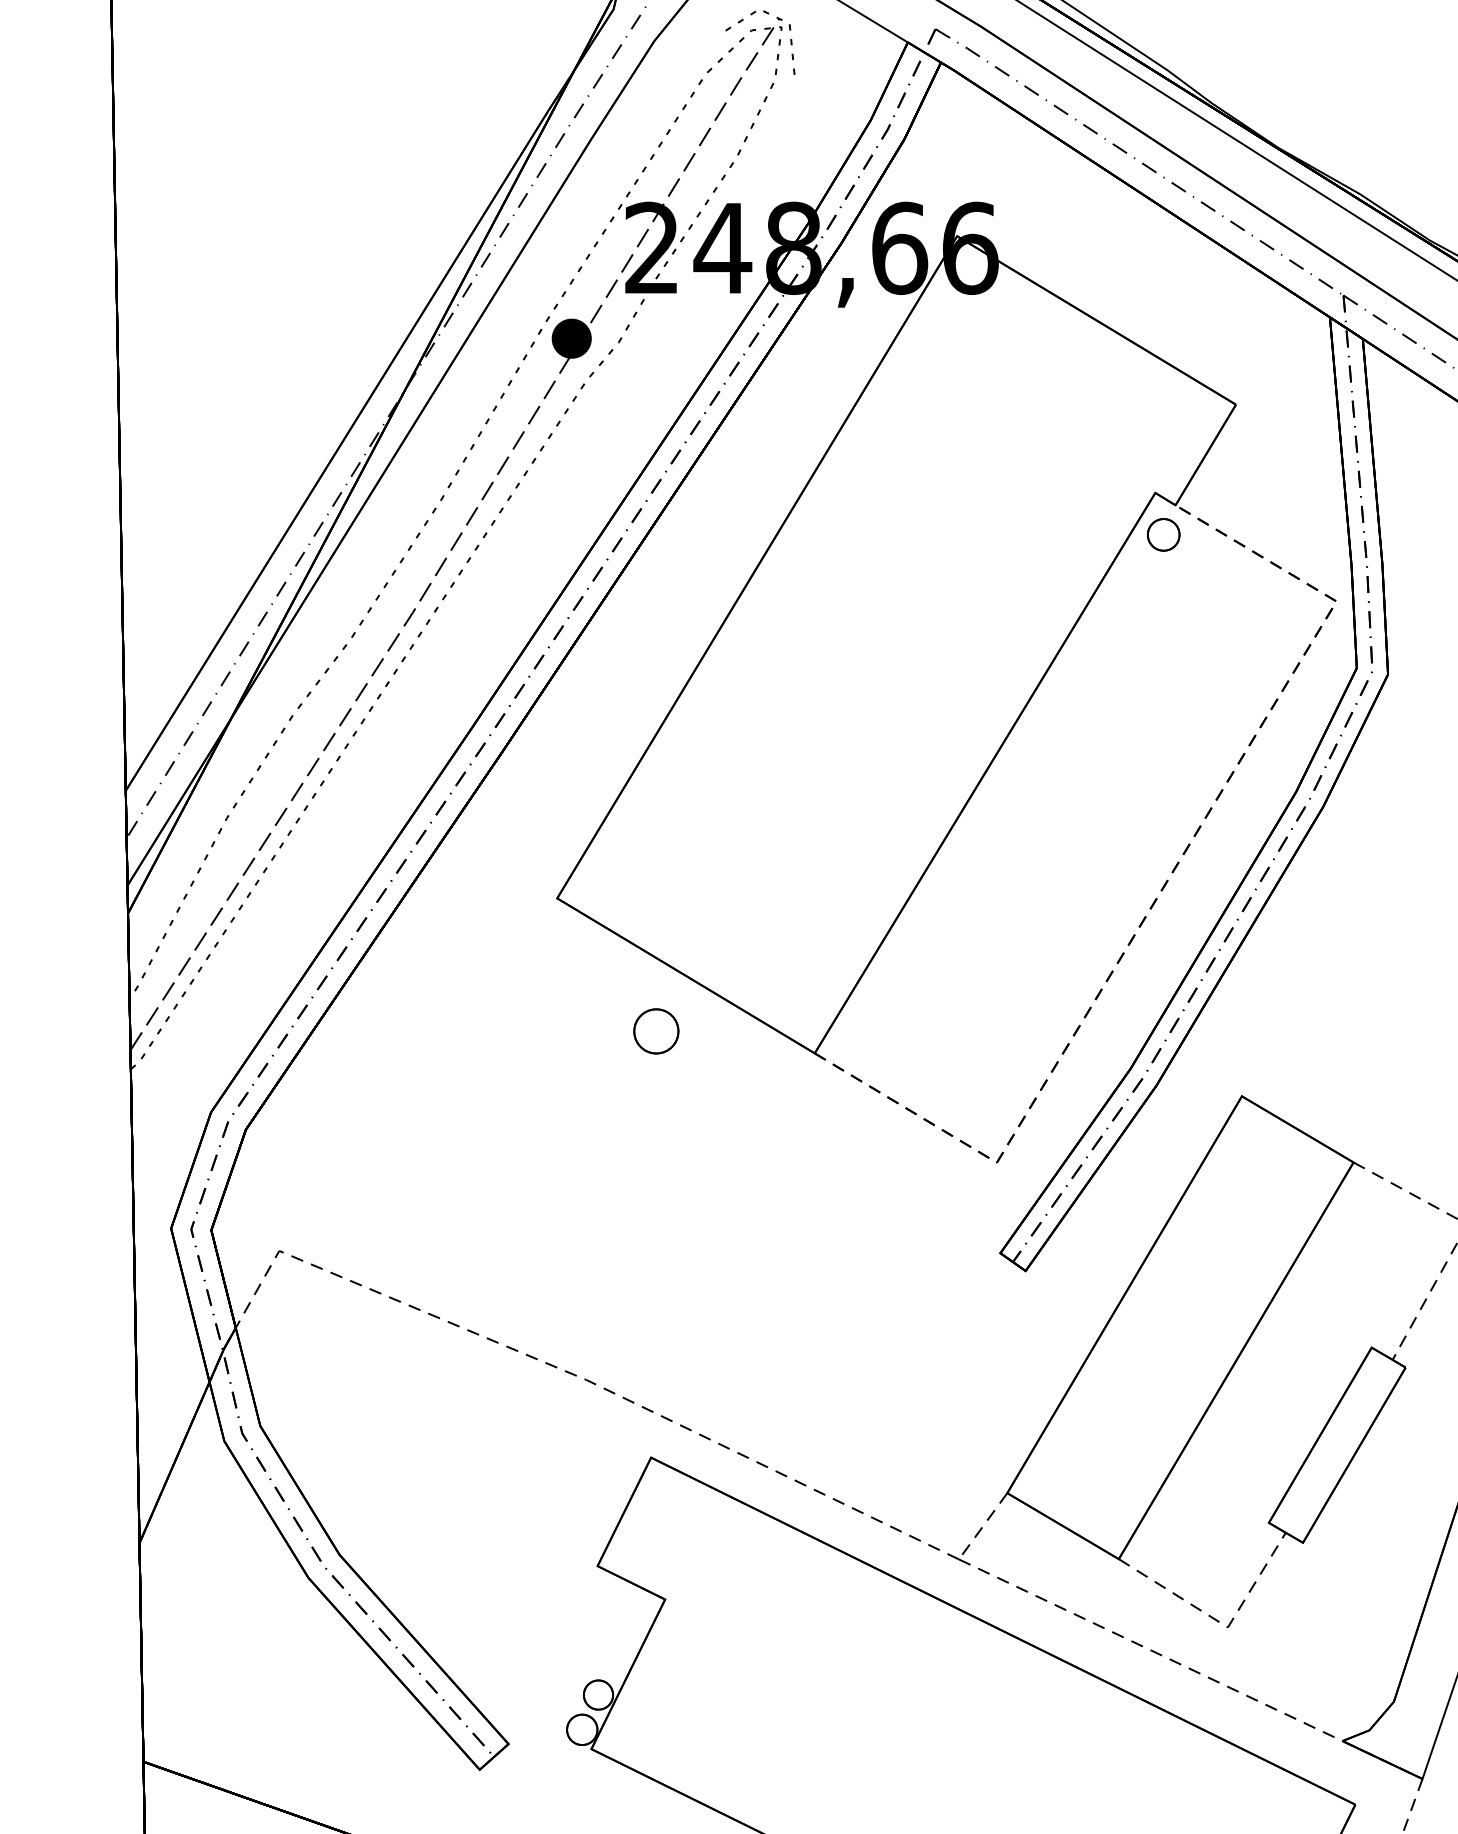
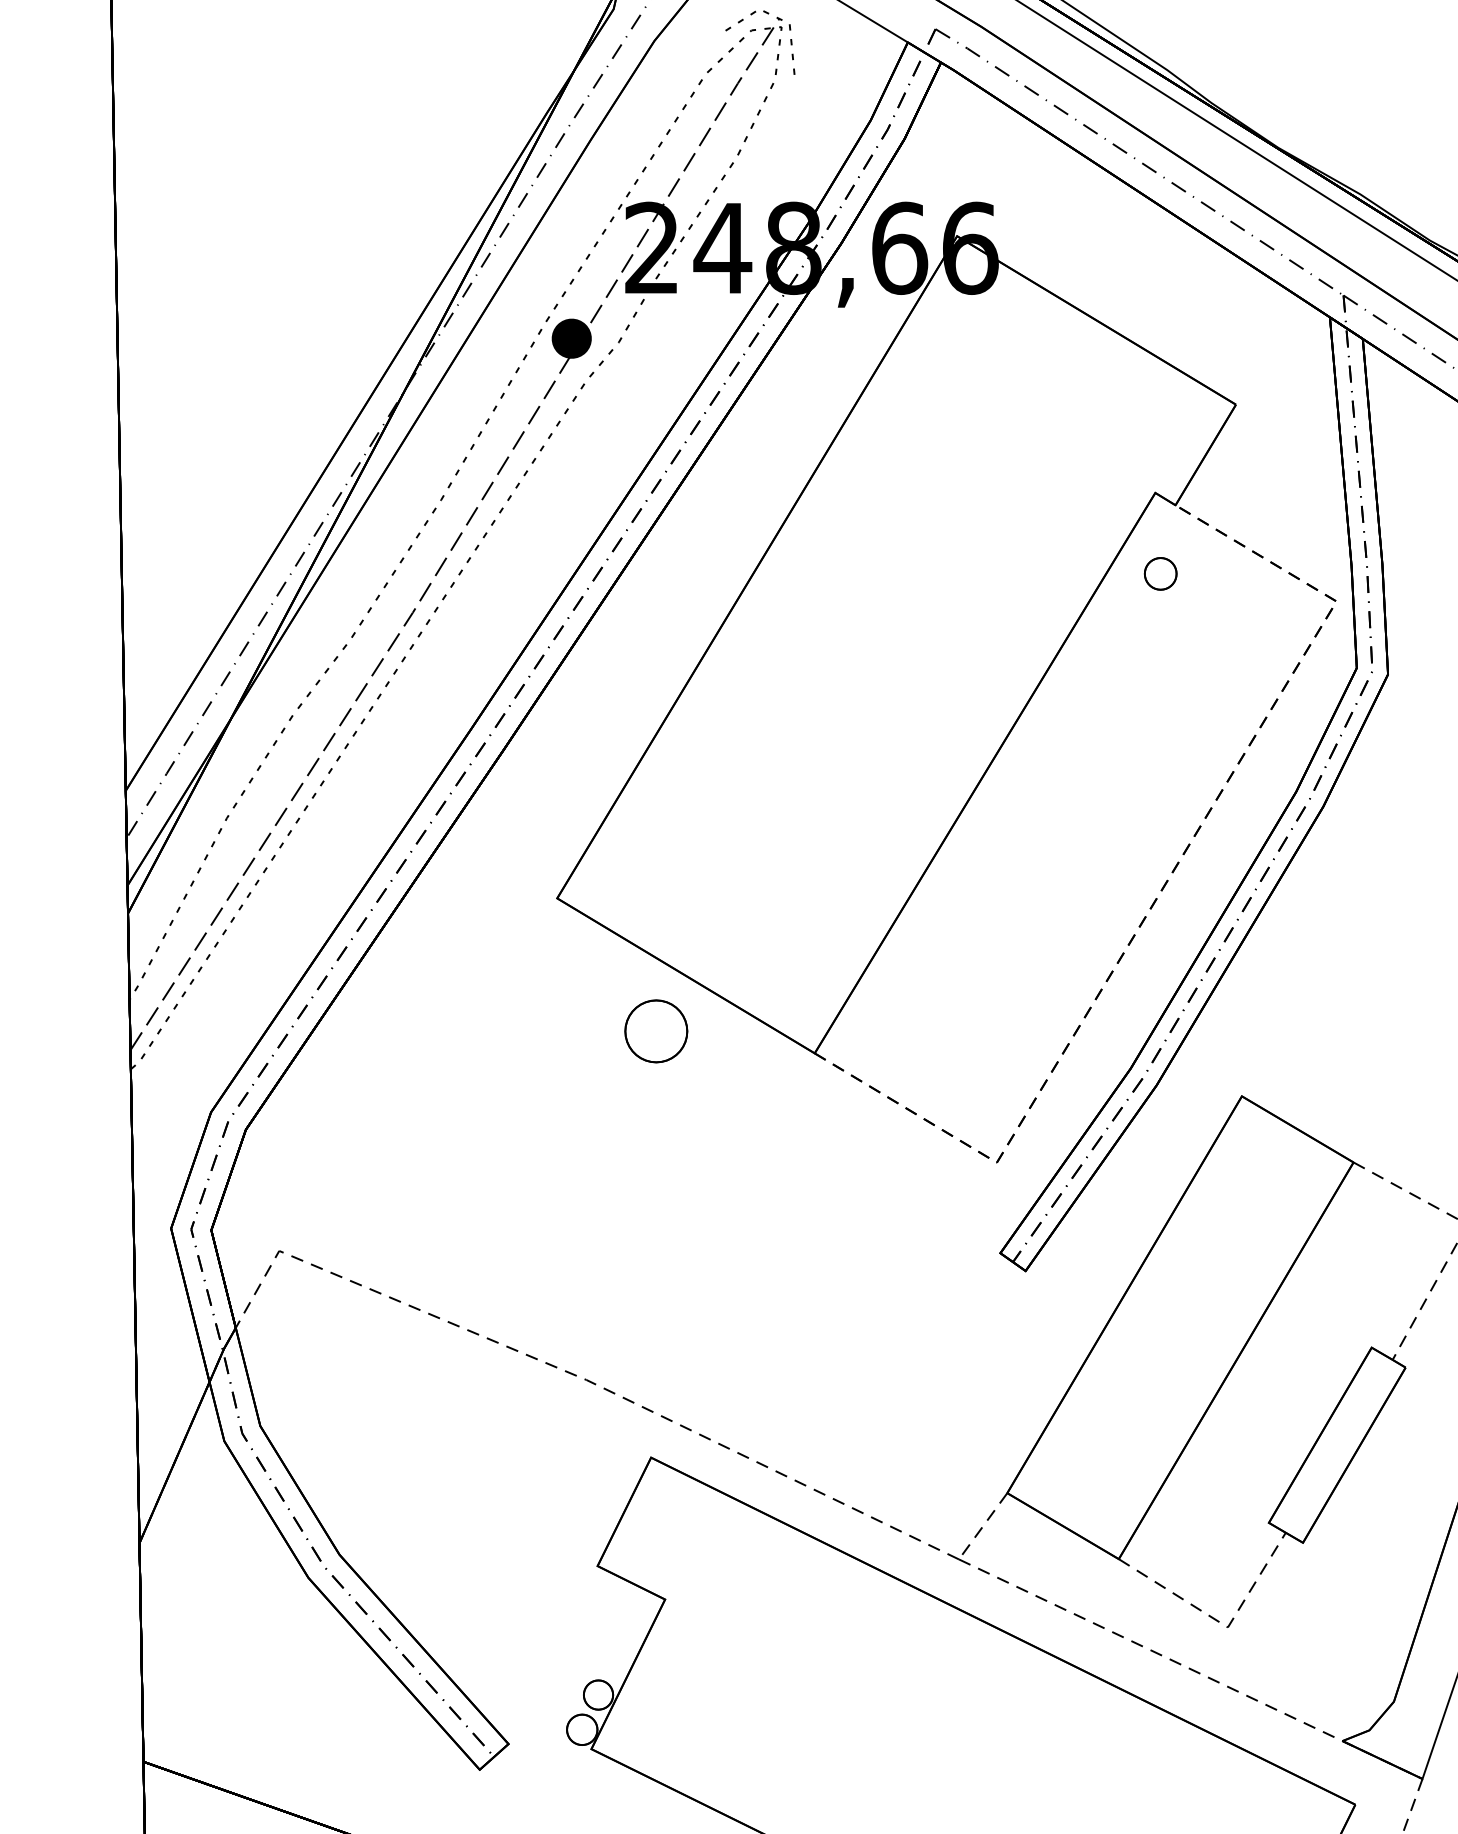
part position: (1163, 534) -> (1160, 573) (1160, 573)
part size: 47x47 px -> 65x65 px (656, 1031)
